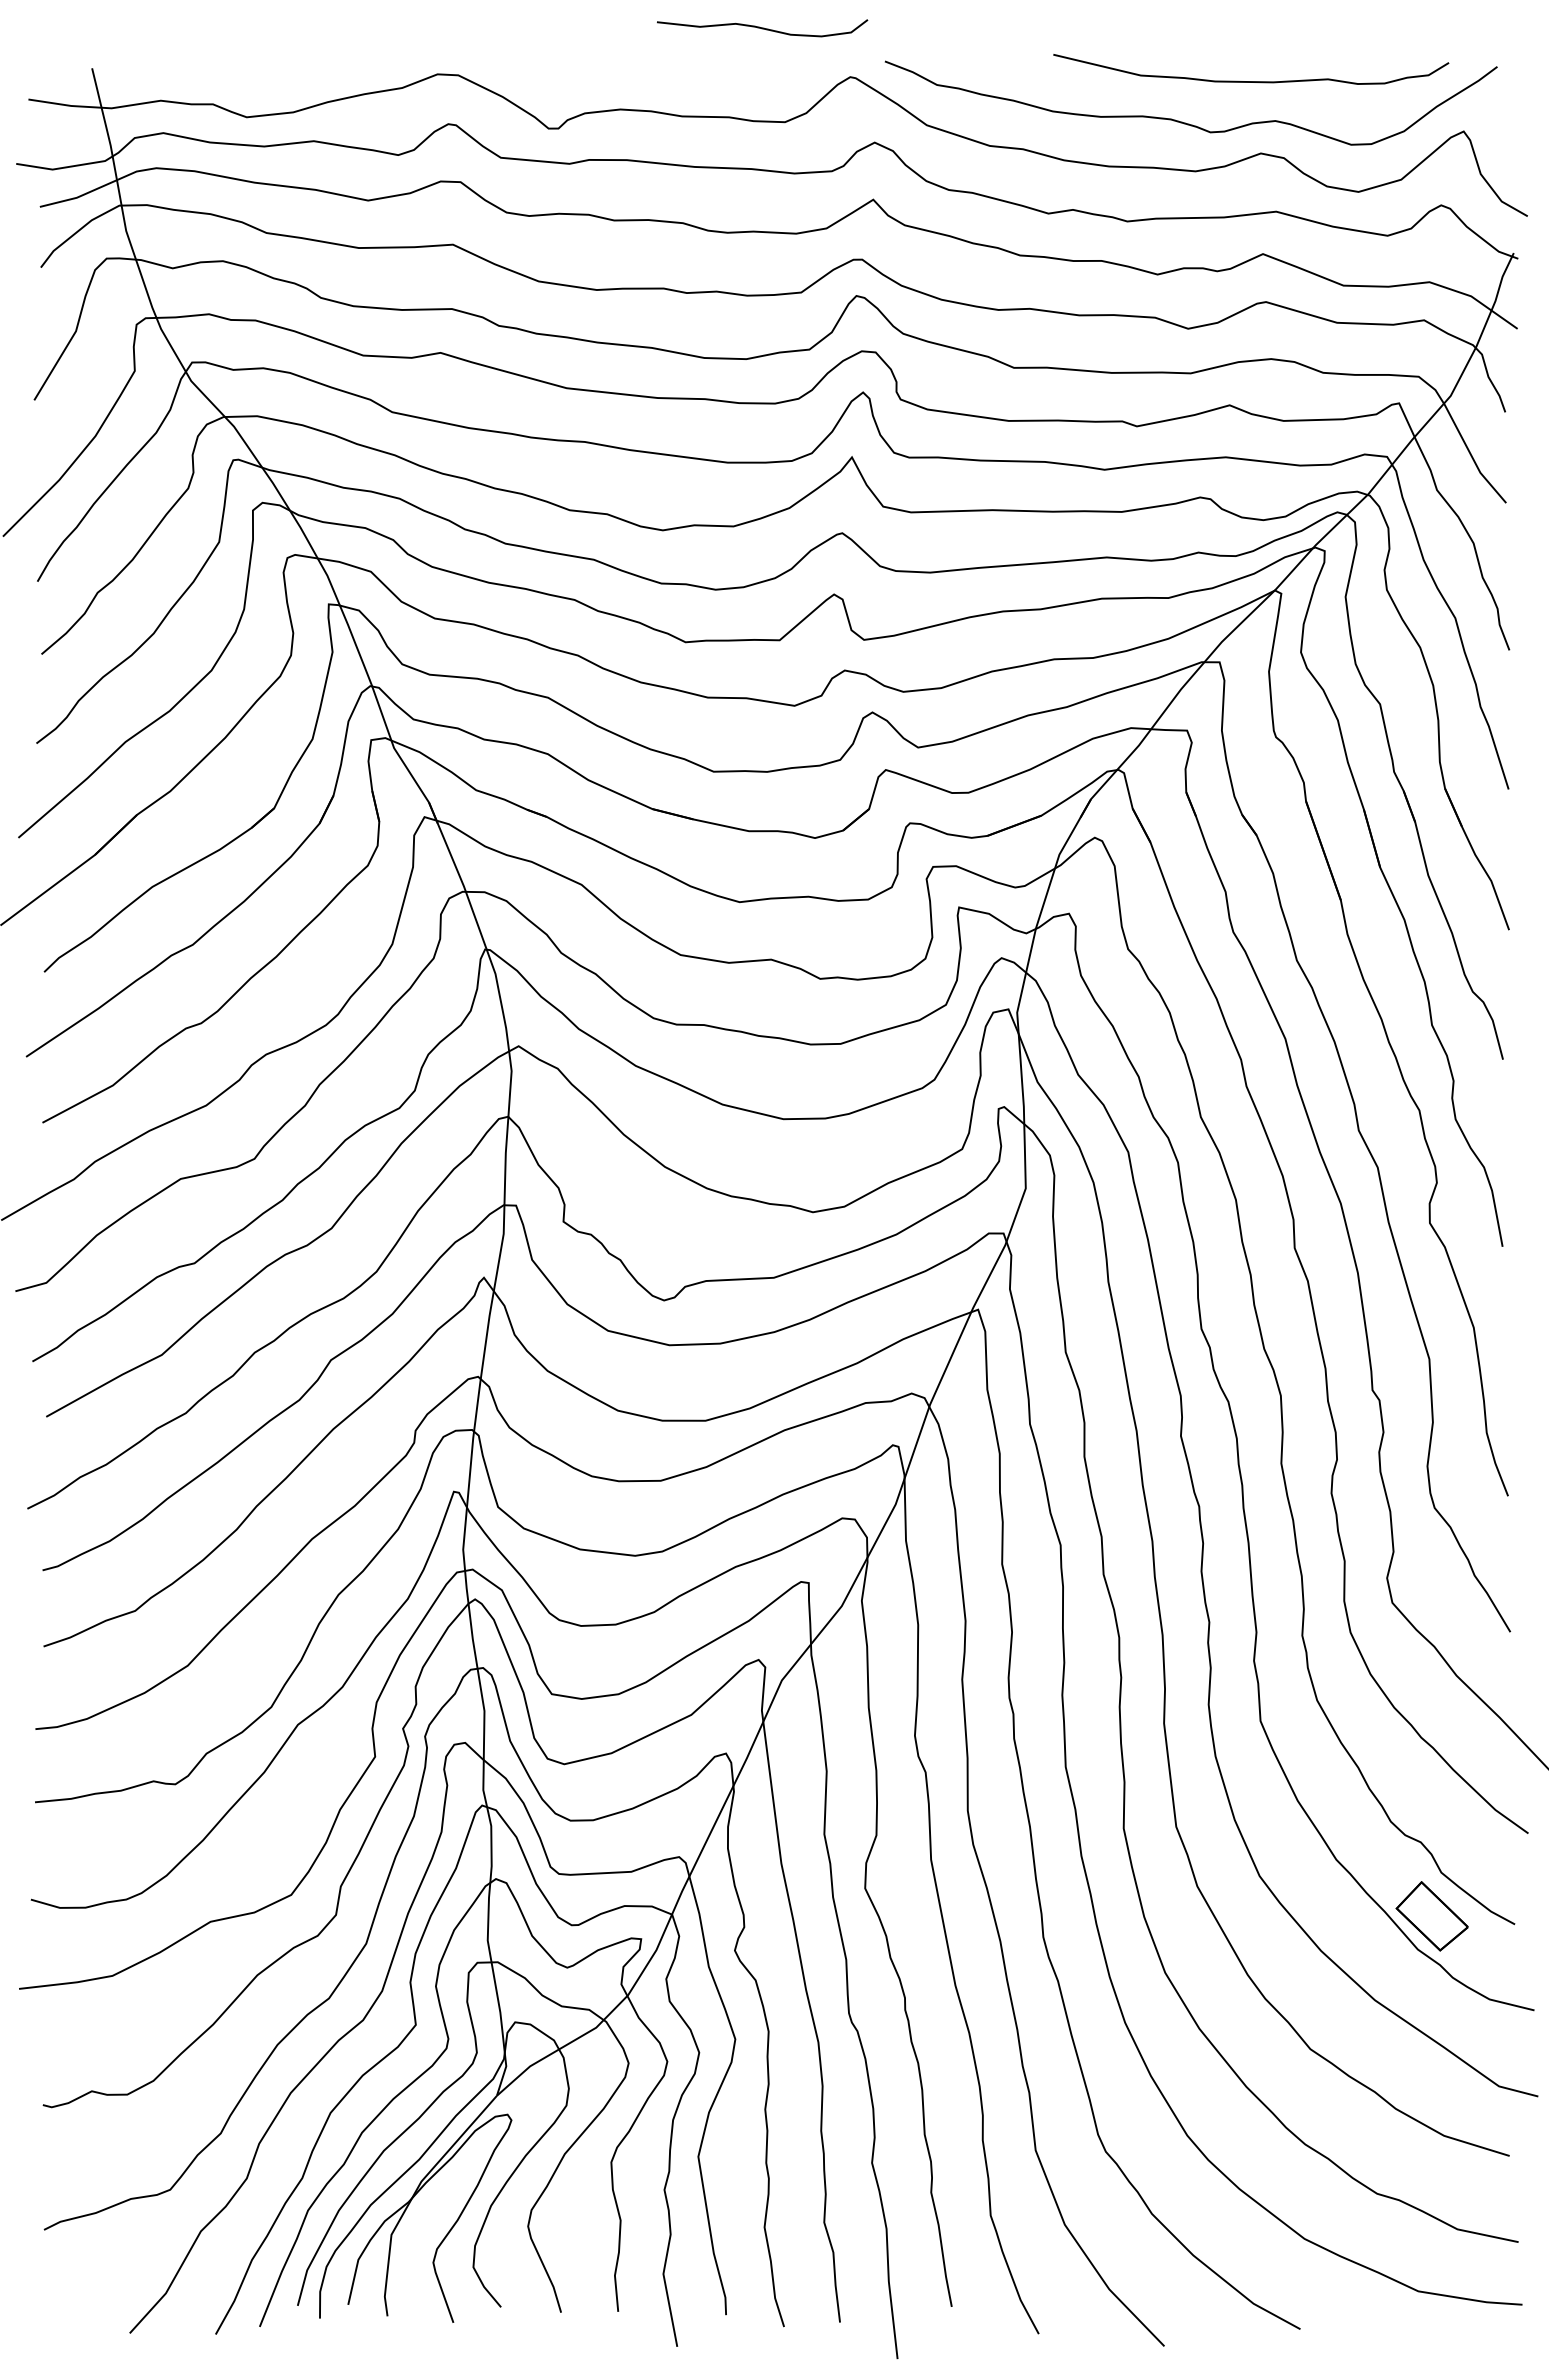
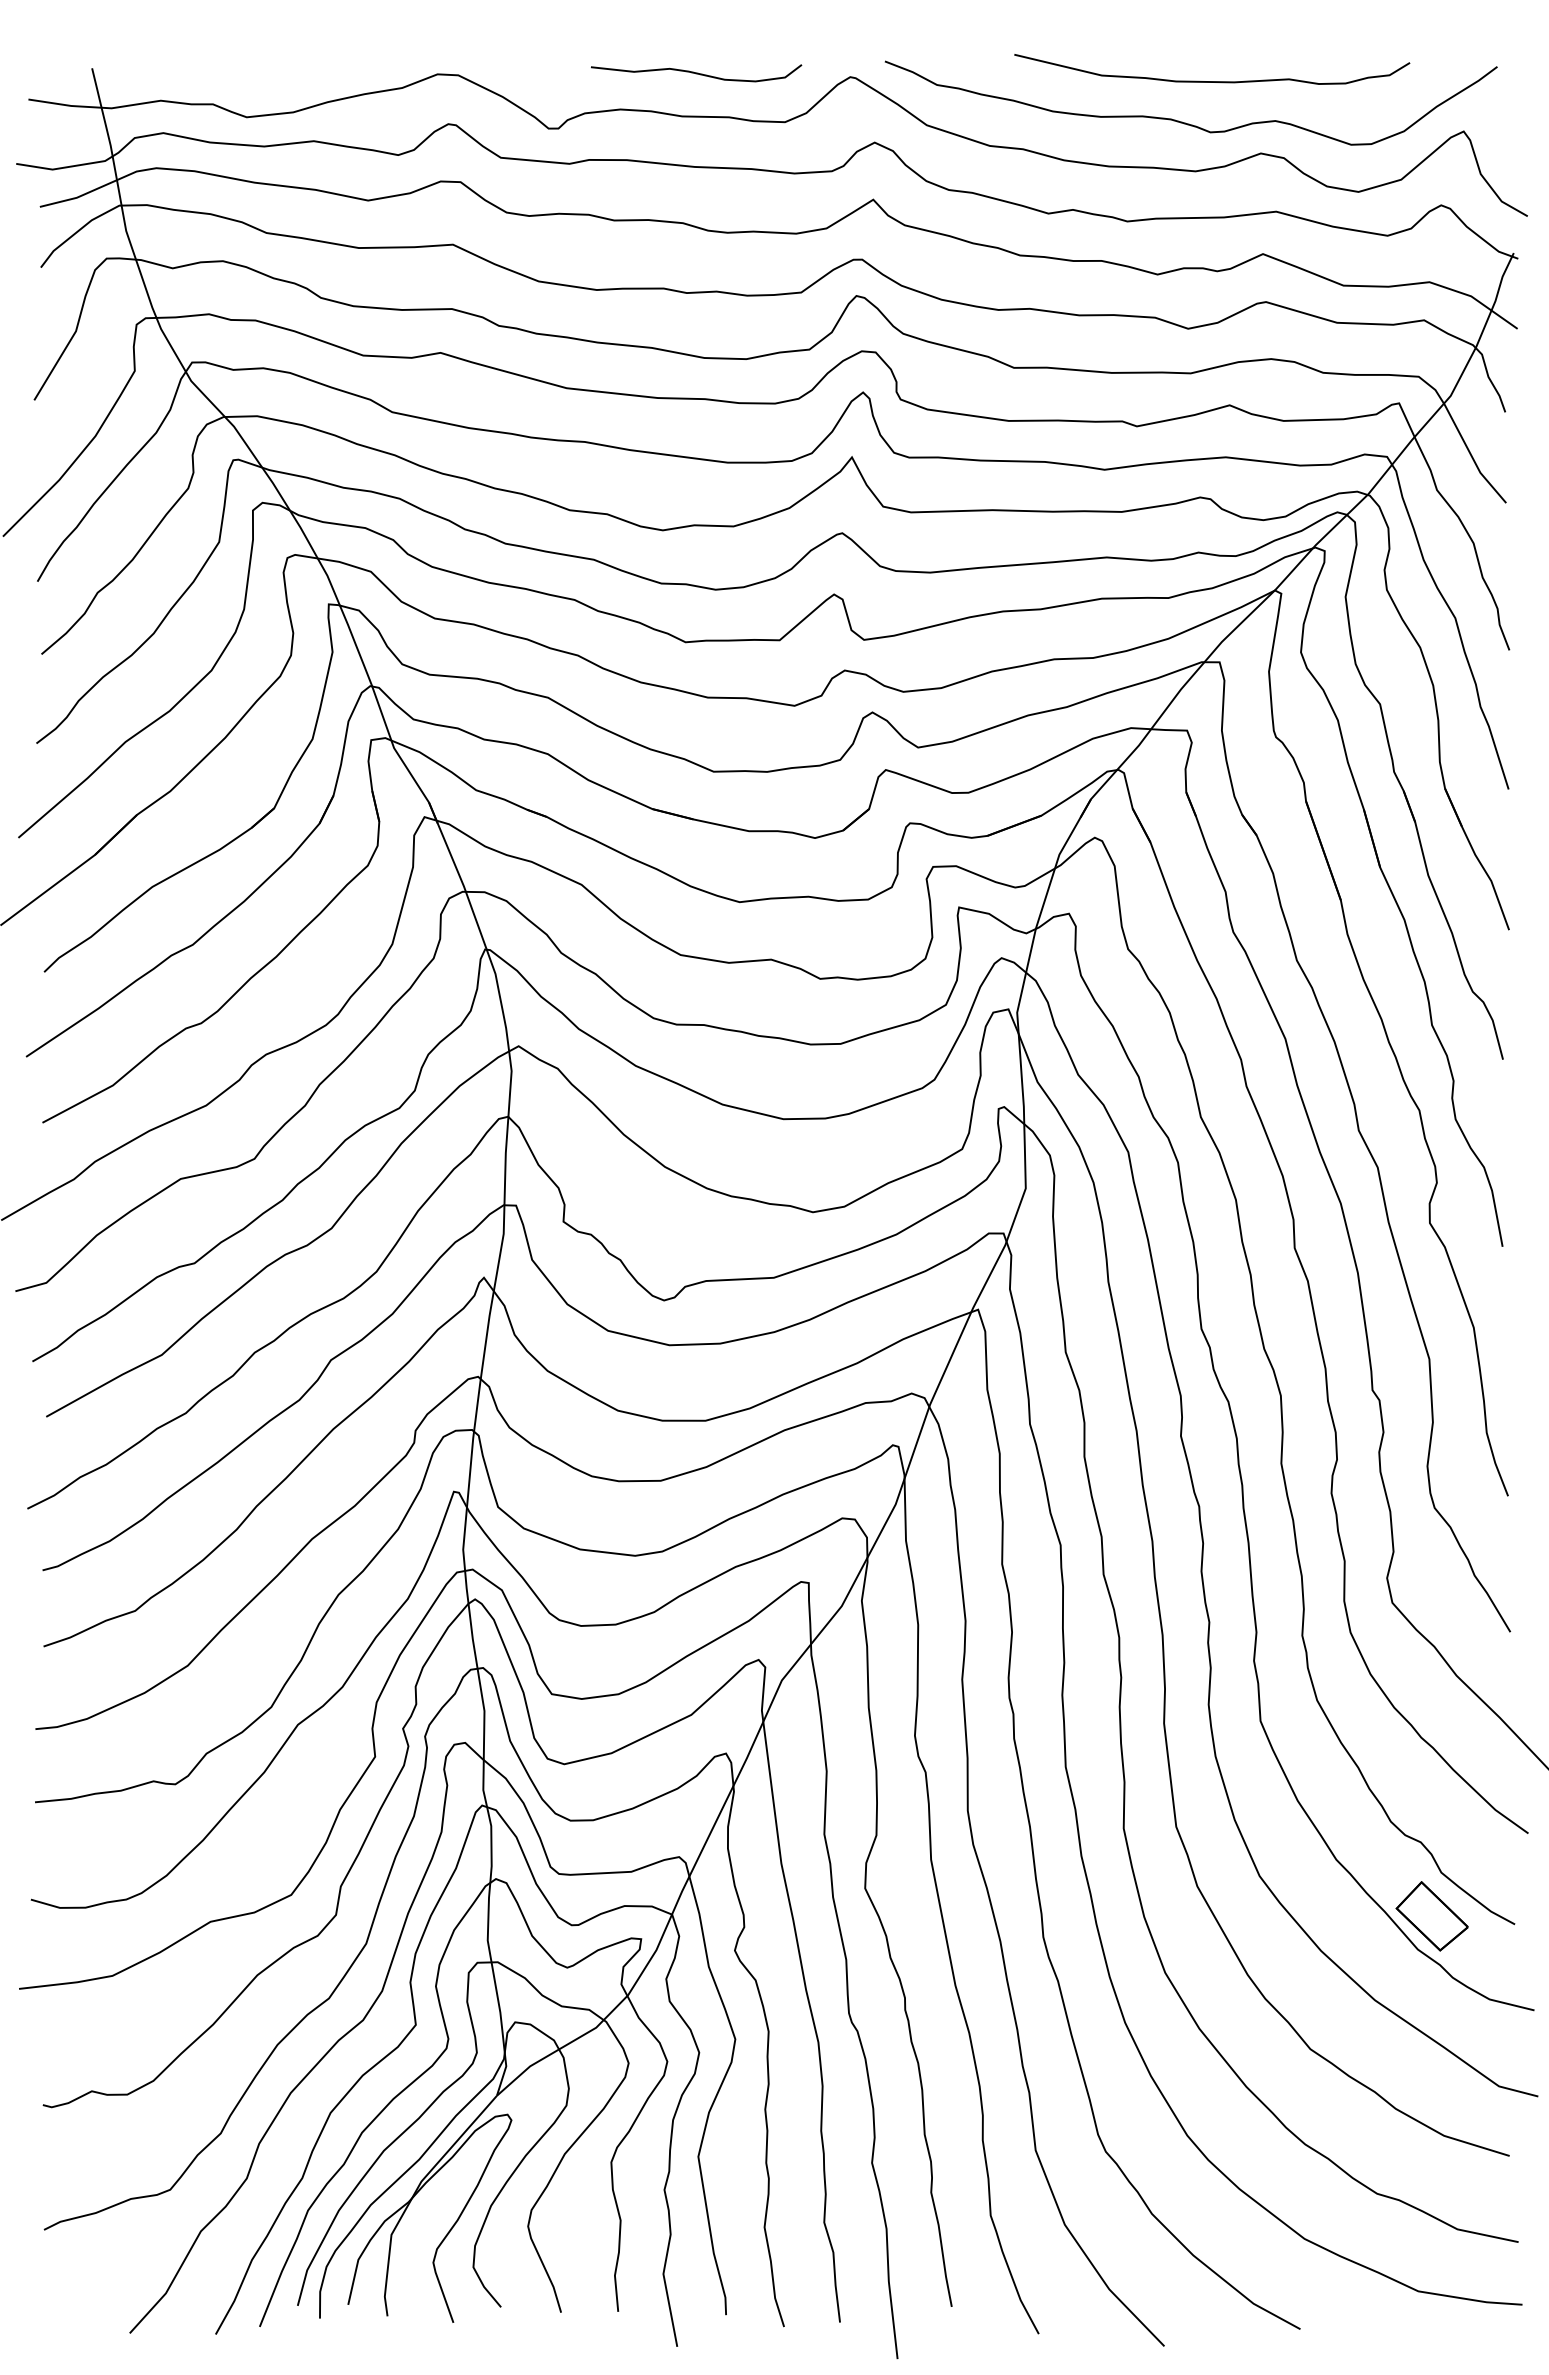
curve position: (762, 28) -> (696, 73) (696, 73)
curve position: (1251, 81) -> (1212, 81) (1212, 81)
